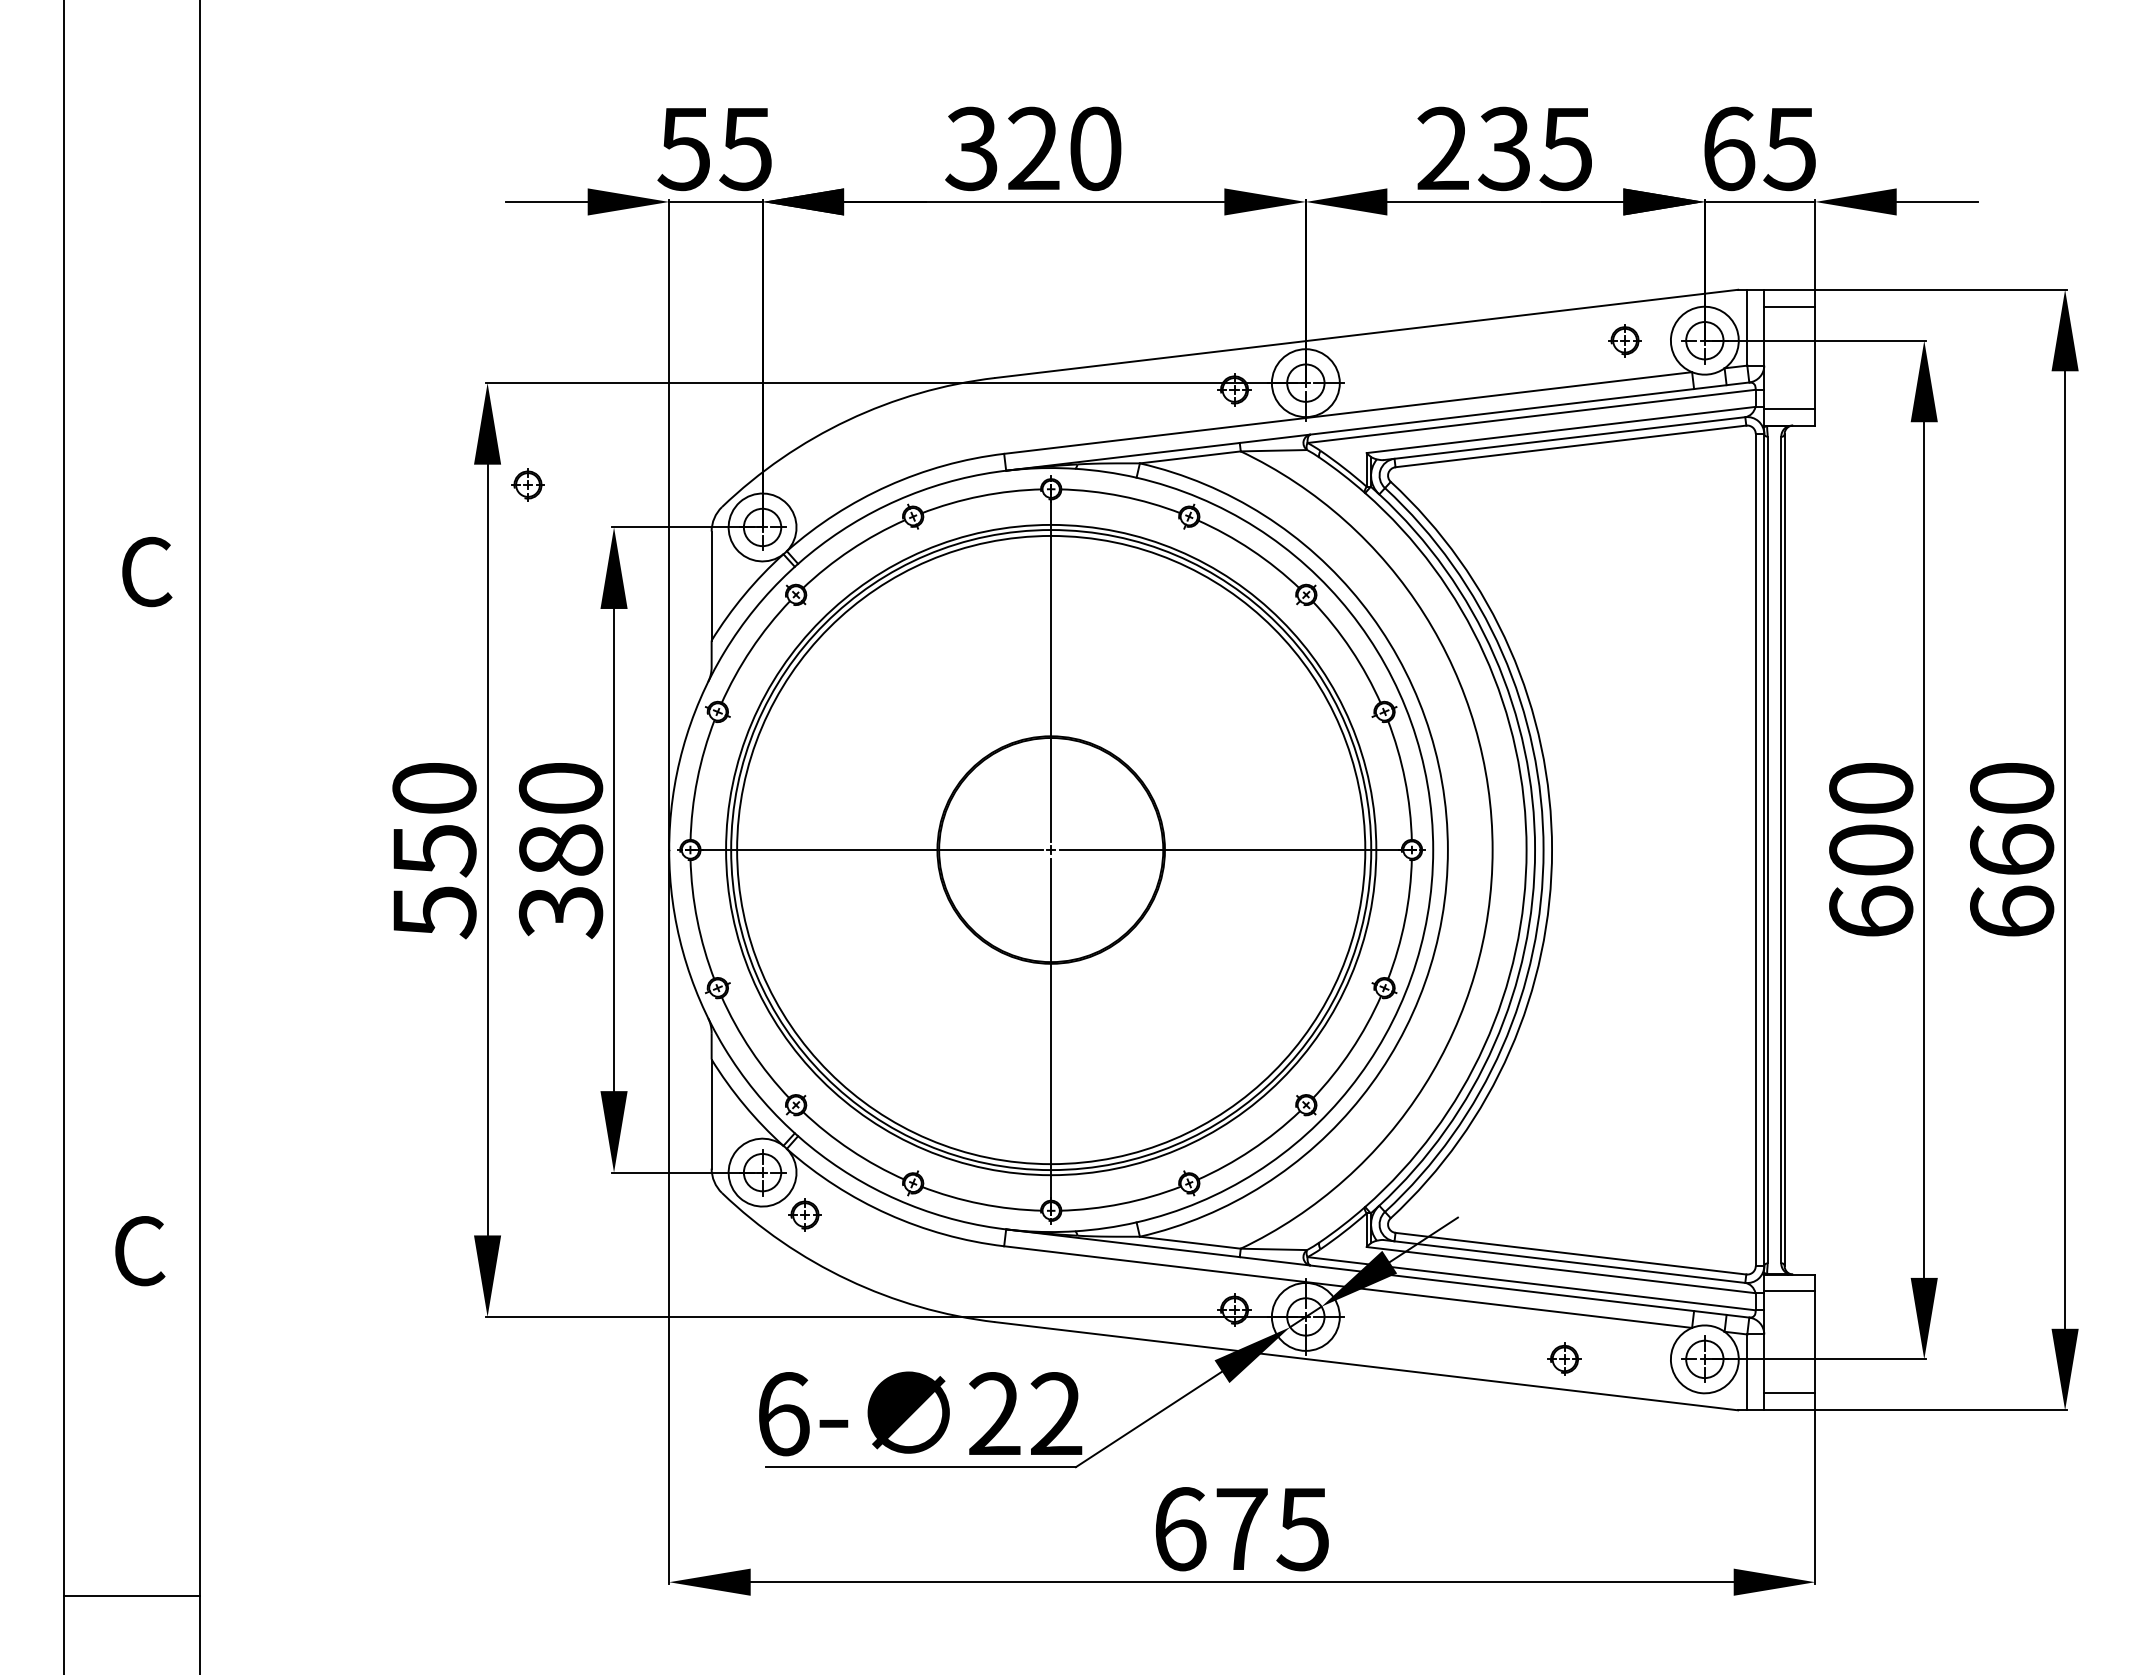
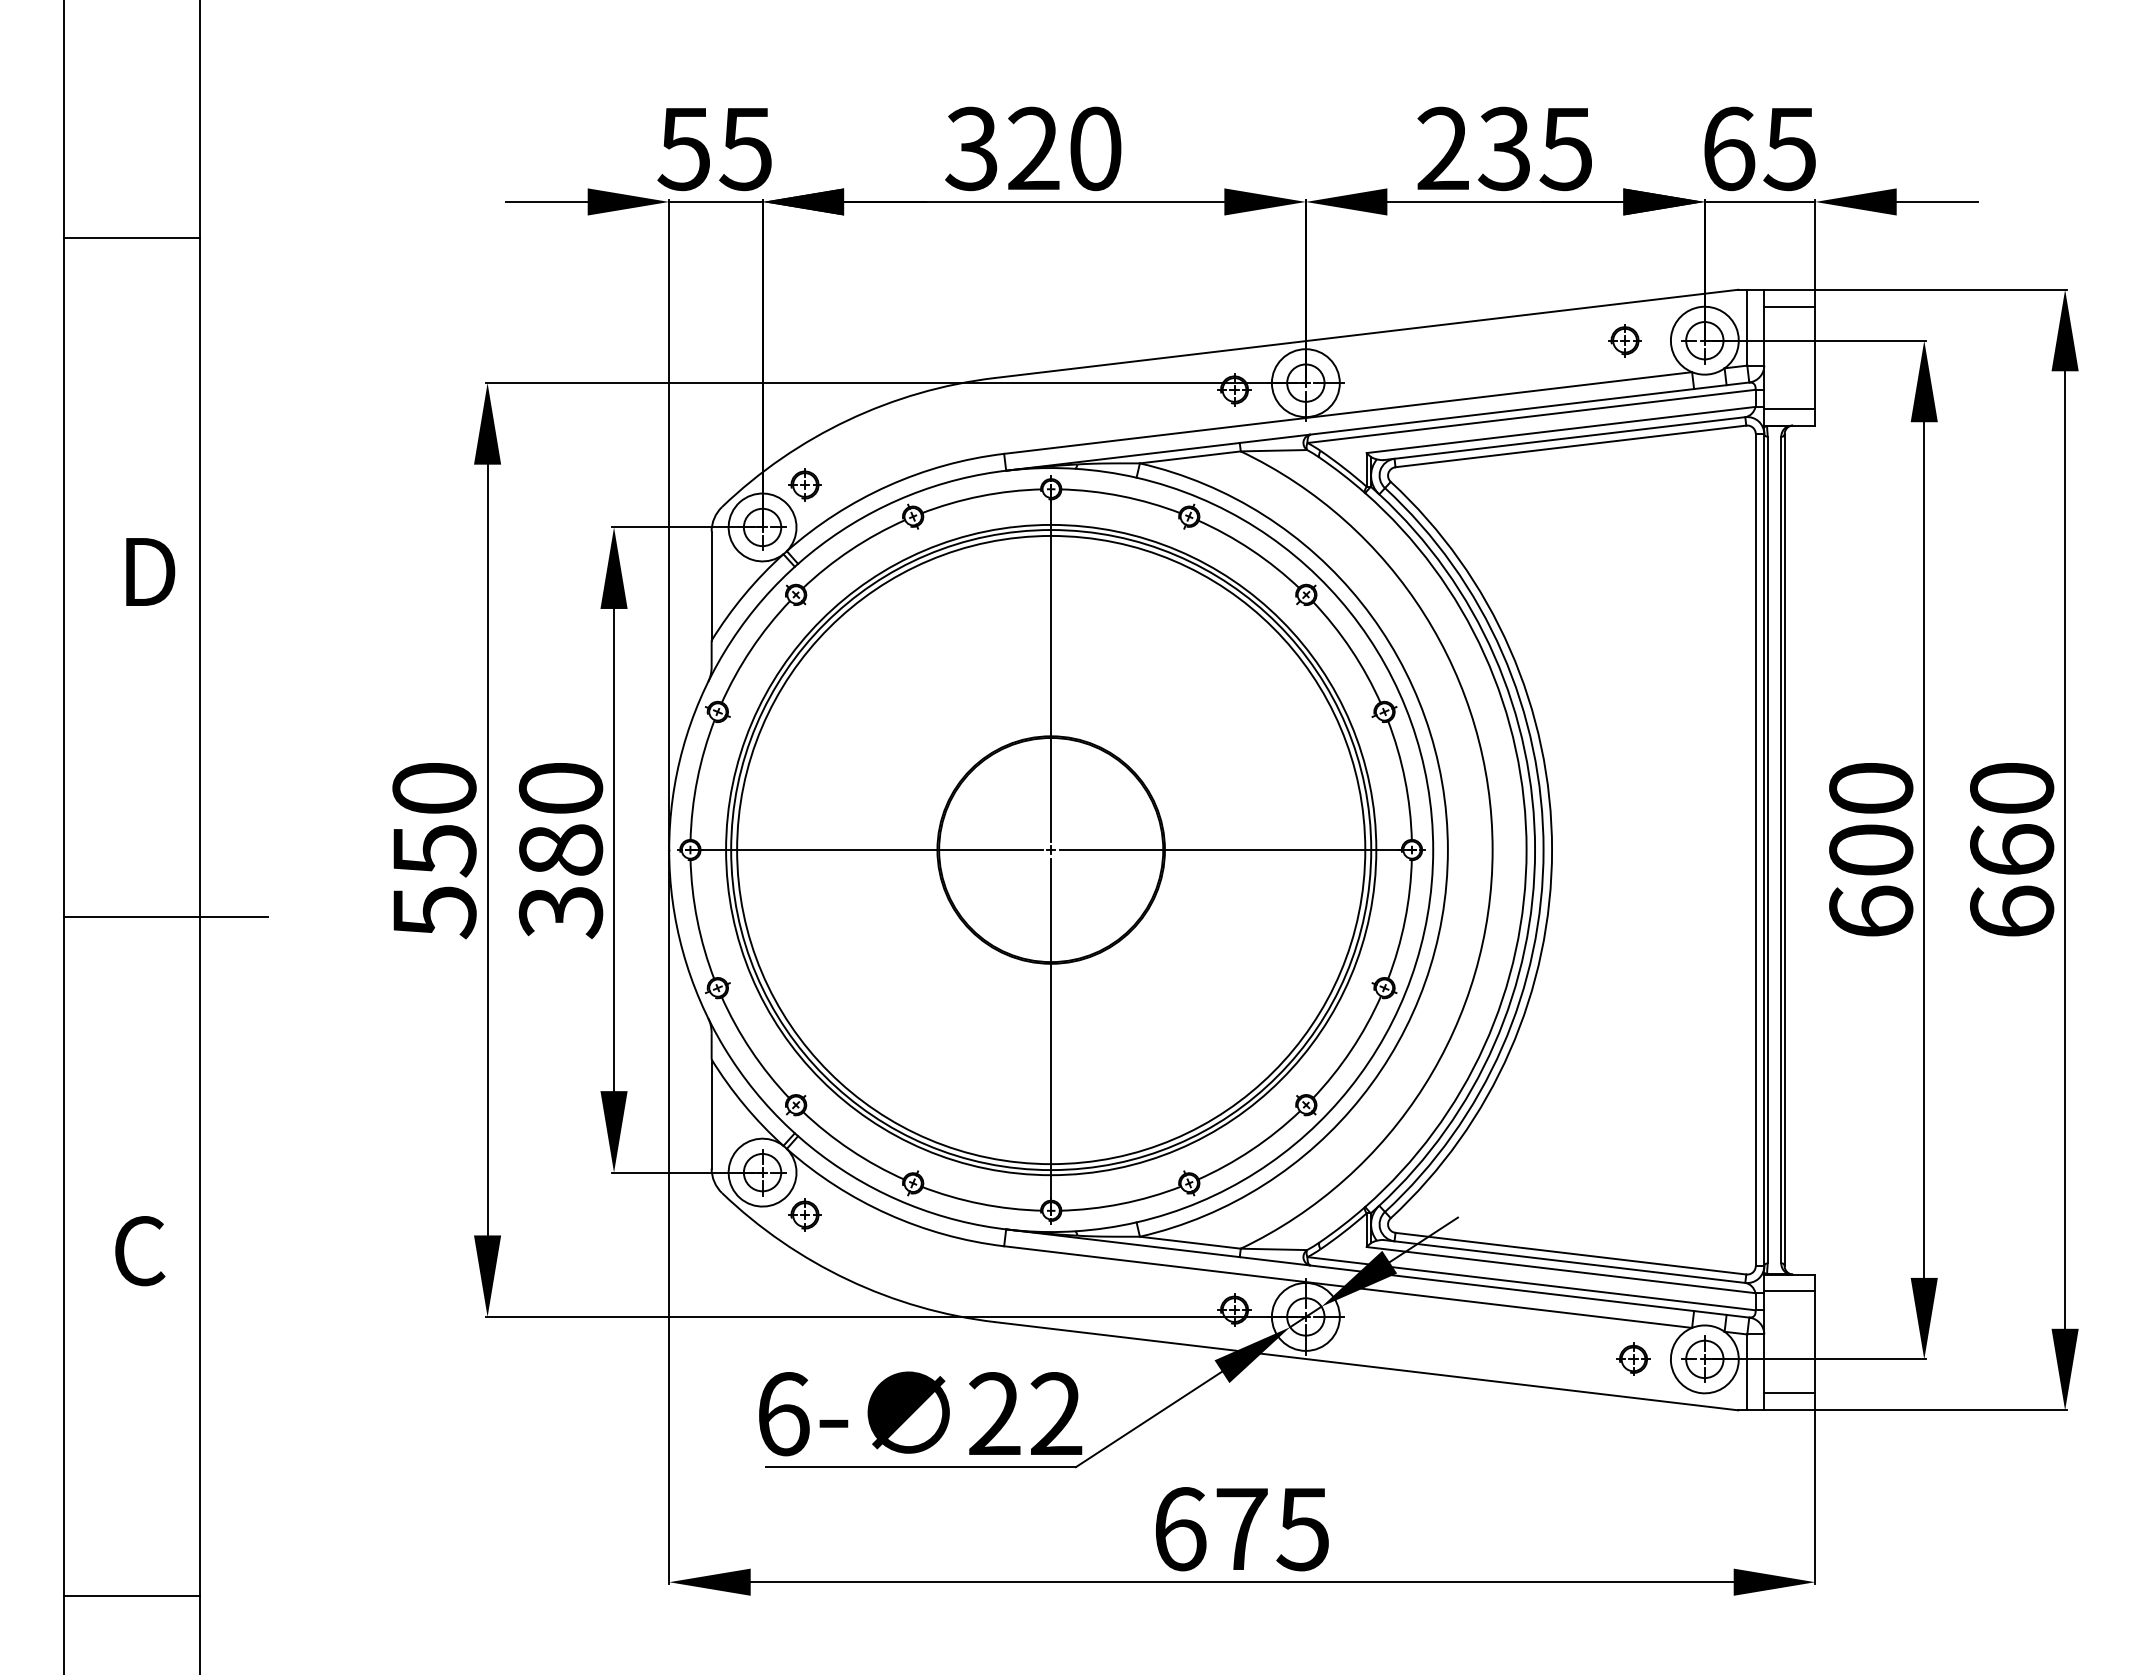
line: none -> present (132, 237)
part position: (527, 484) -> (804, 484) (804, 484)
text: C -> D (148, 571)
line: none -> present (166, 916)
part position: (1564, 1358) -> (1633, 1358) (1633, 1358)
